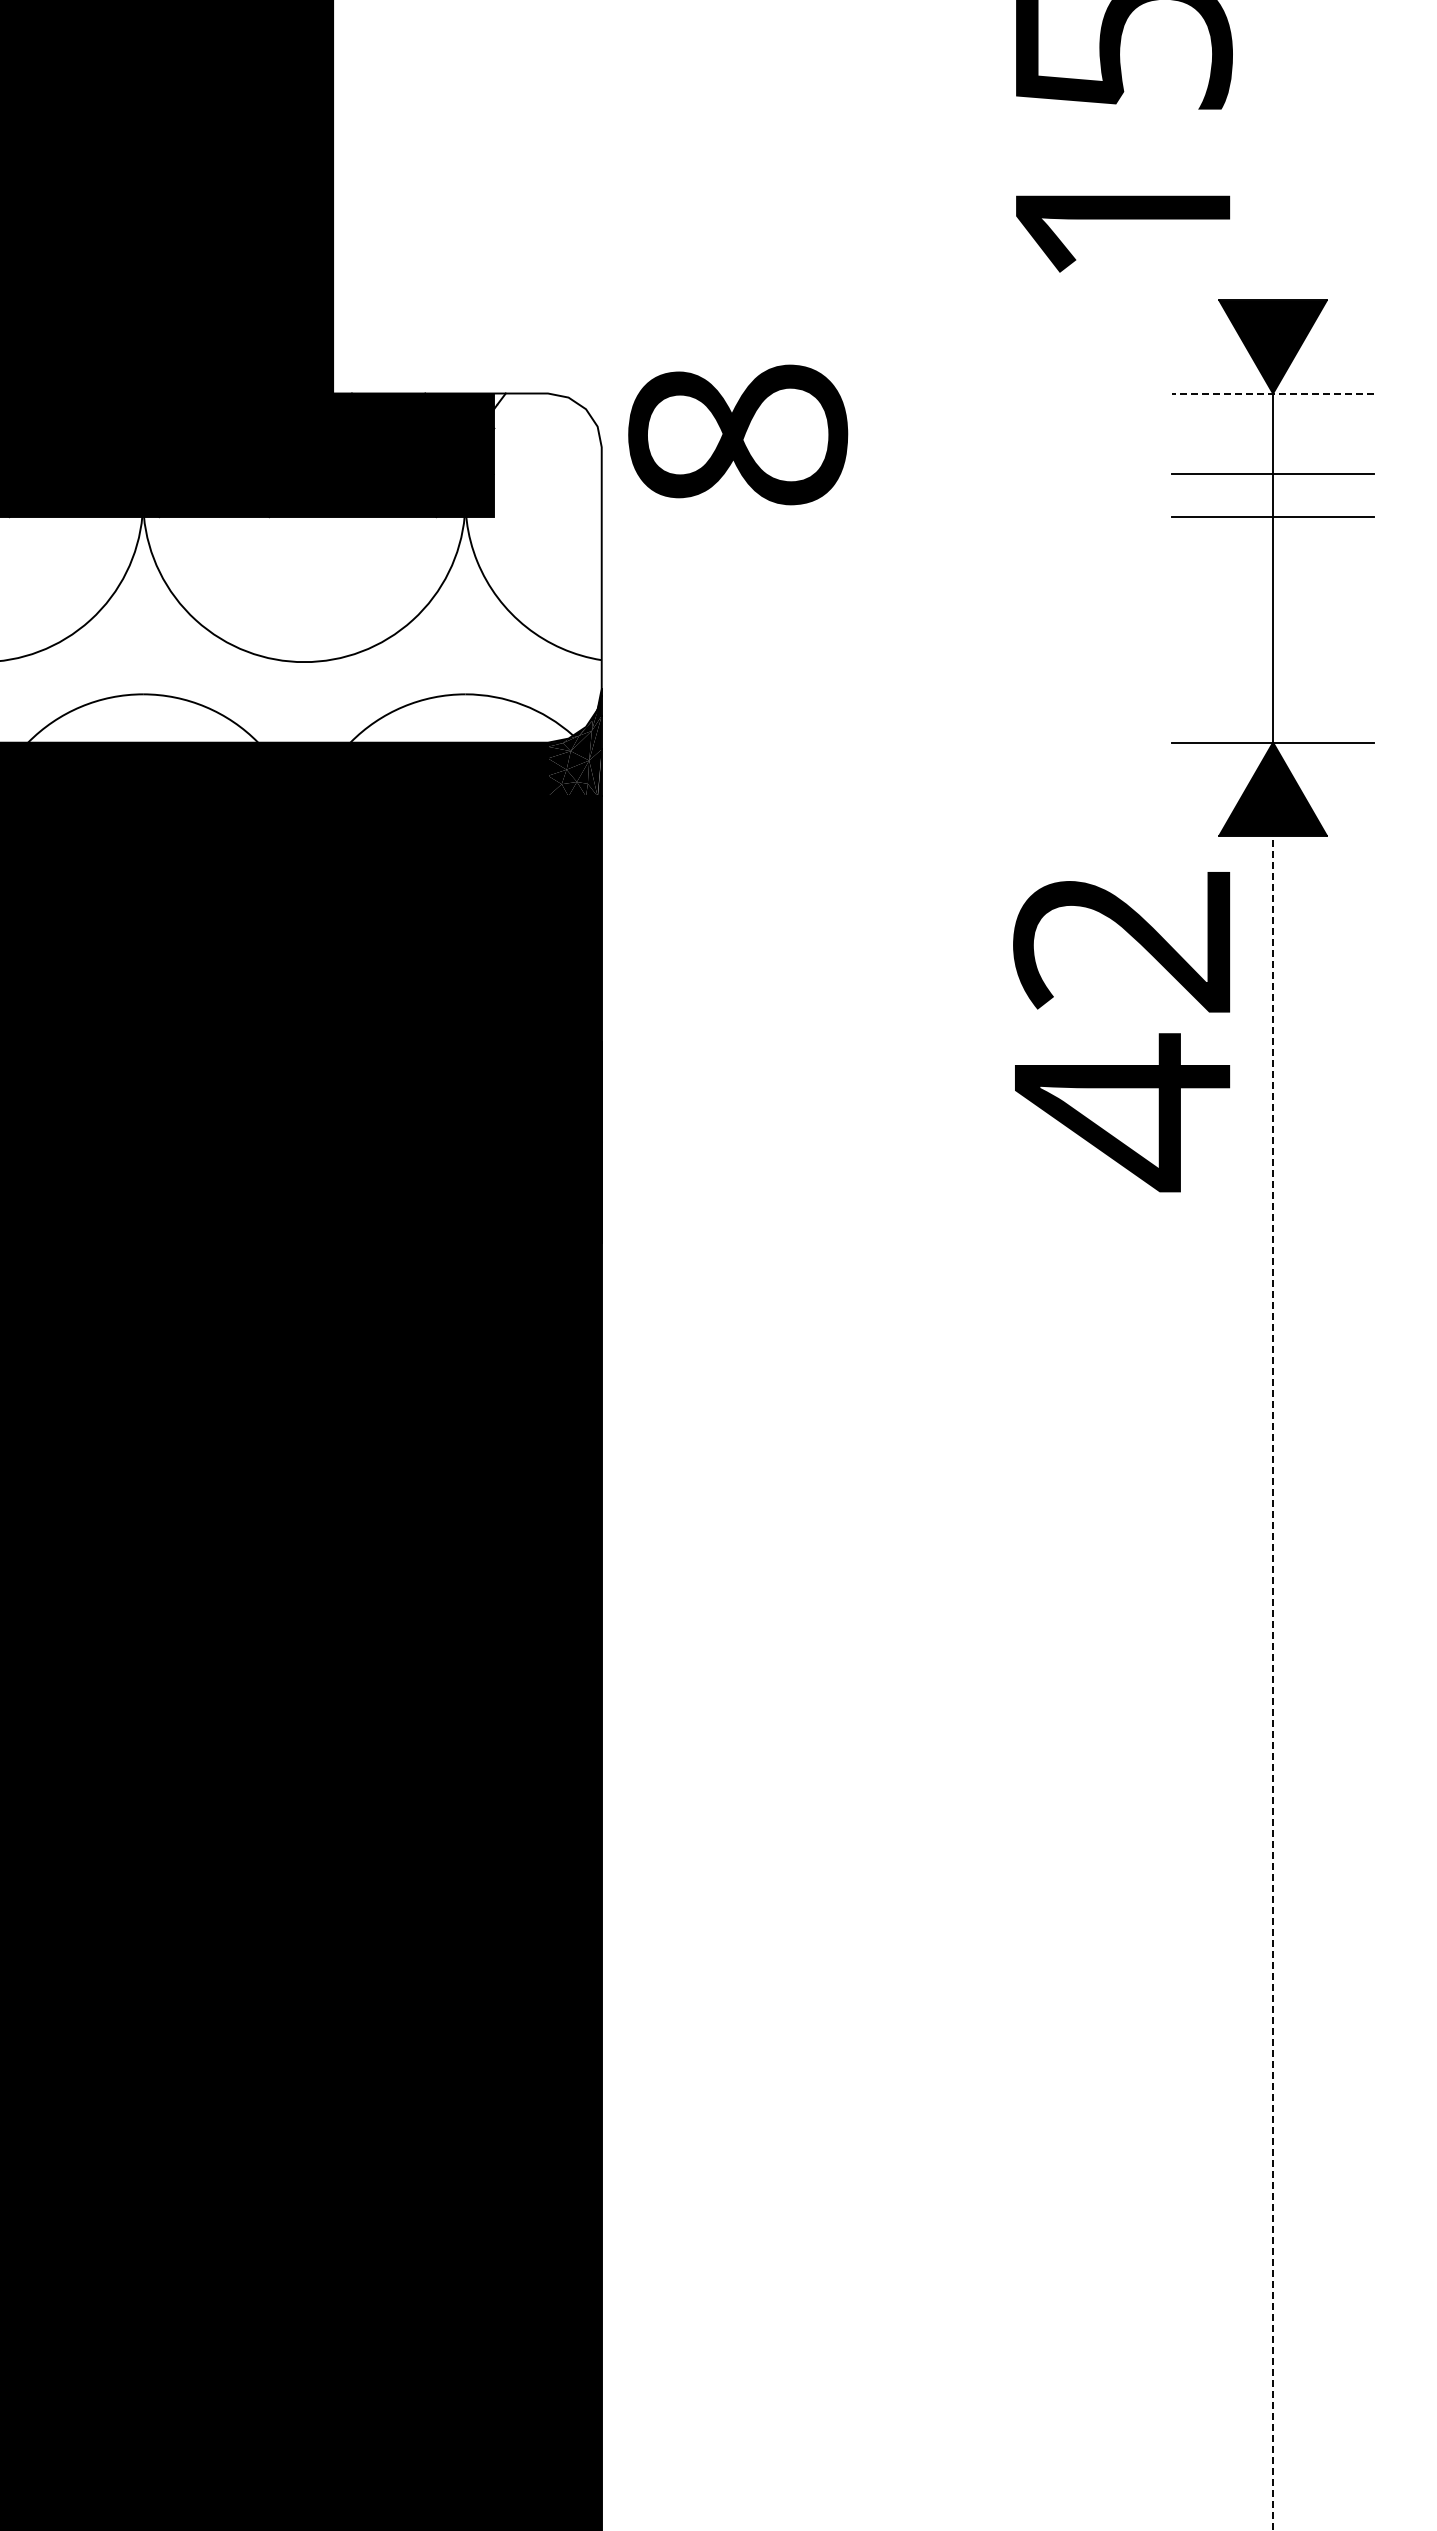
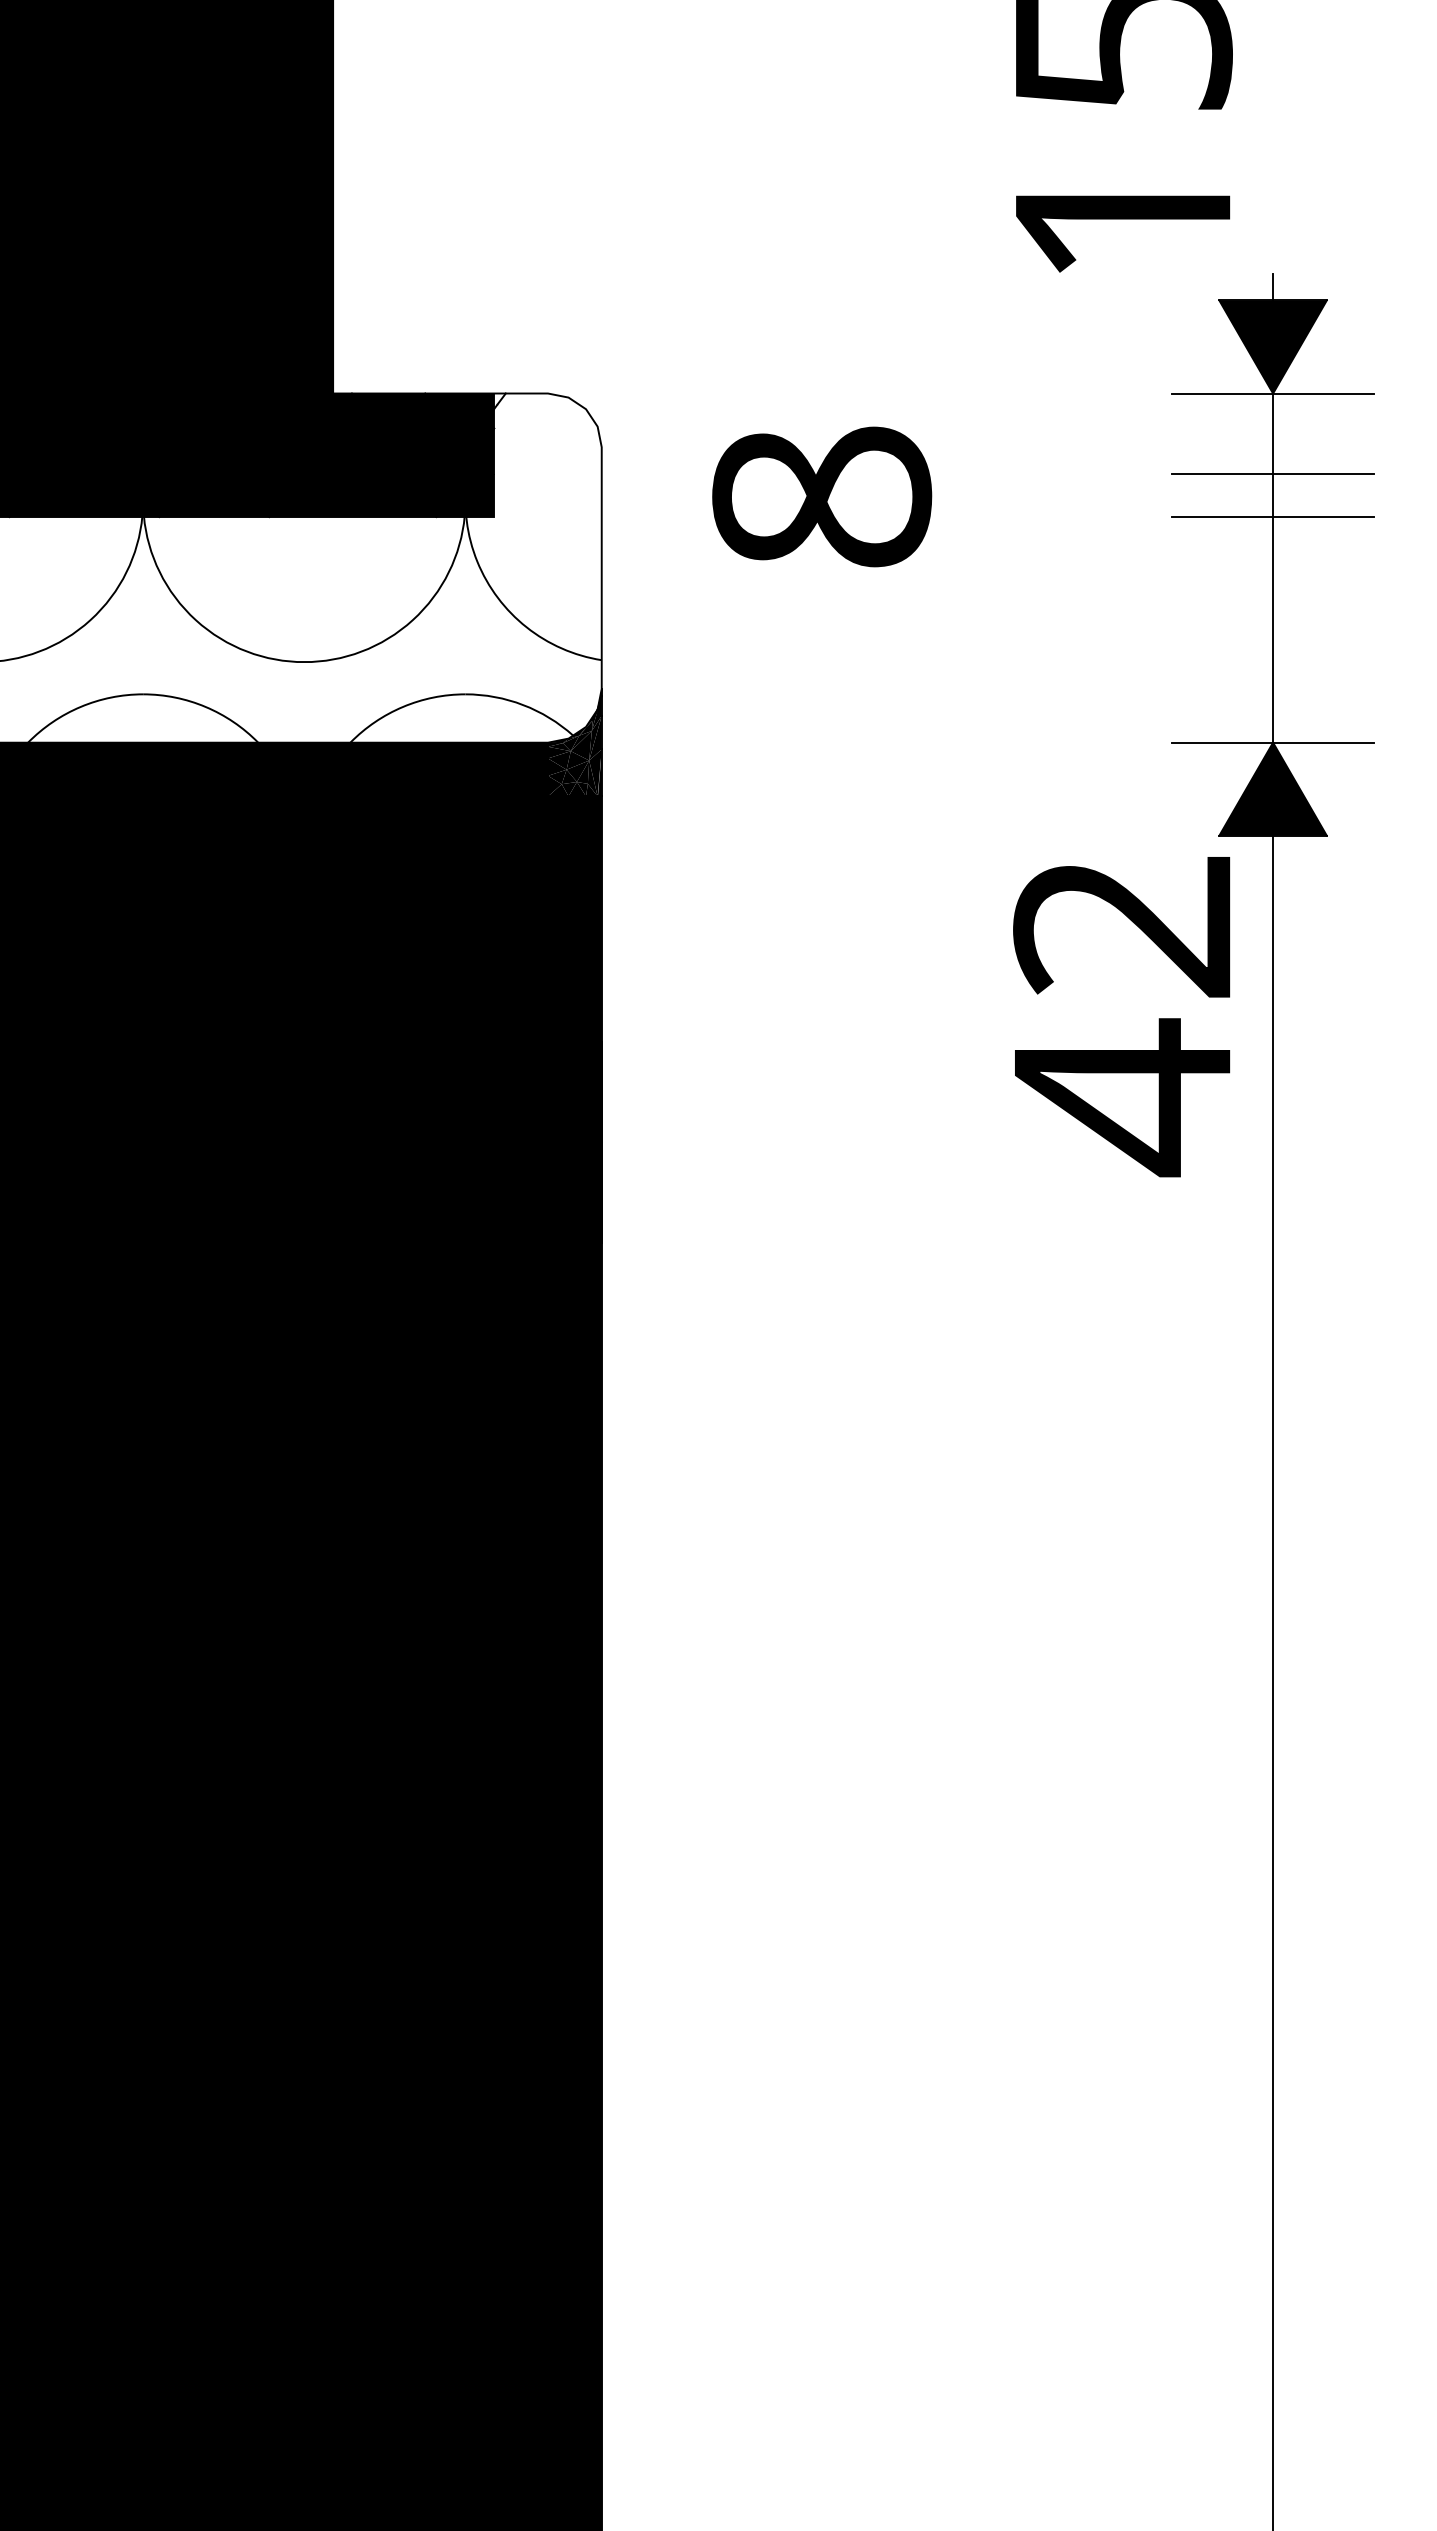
line: none -> present (1273, 286)
line: dashed -> solid (1273, 393)
text position: (738, 434) -> (822, 496) (822, 496)
text position: (1121, 1032) -> (1121, 1017) (1121, 1017)
line: dashed -> solid (1273, 1682)
